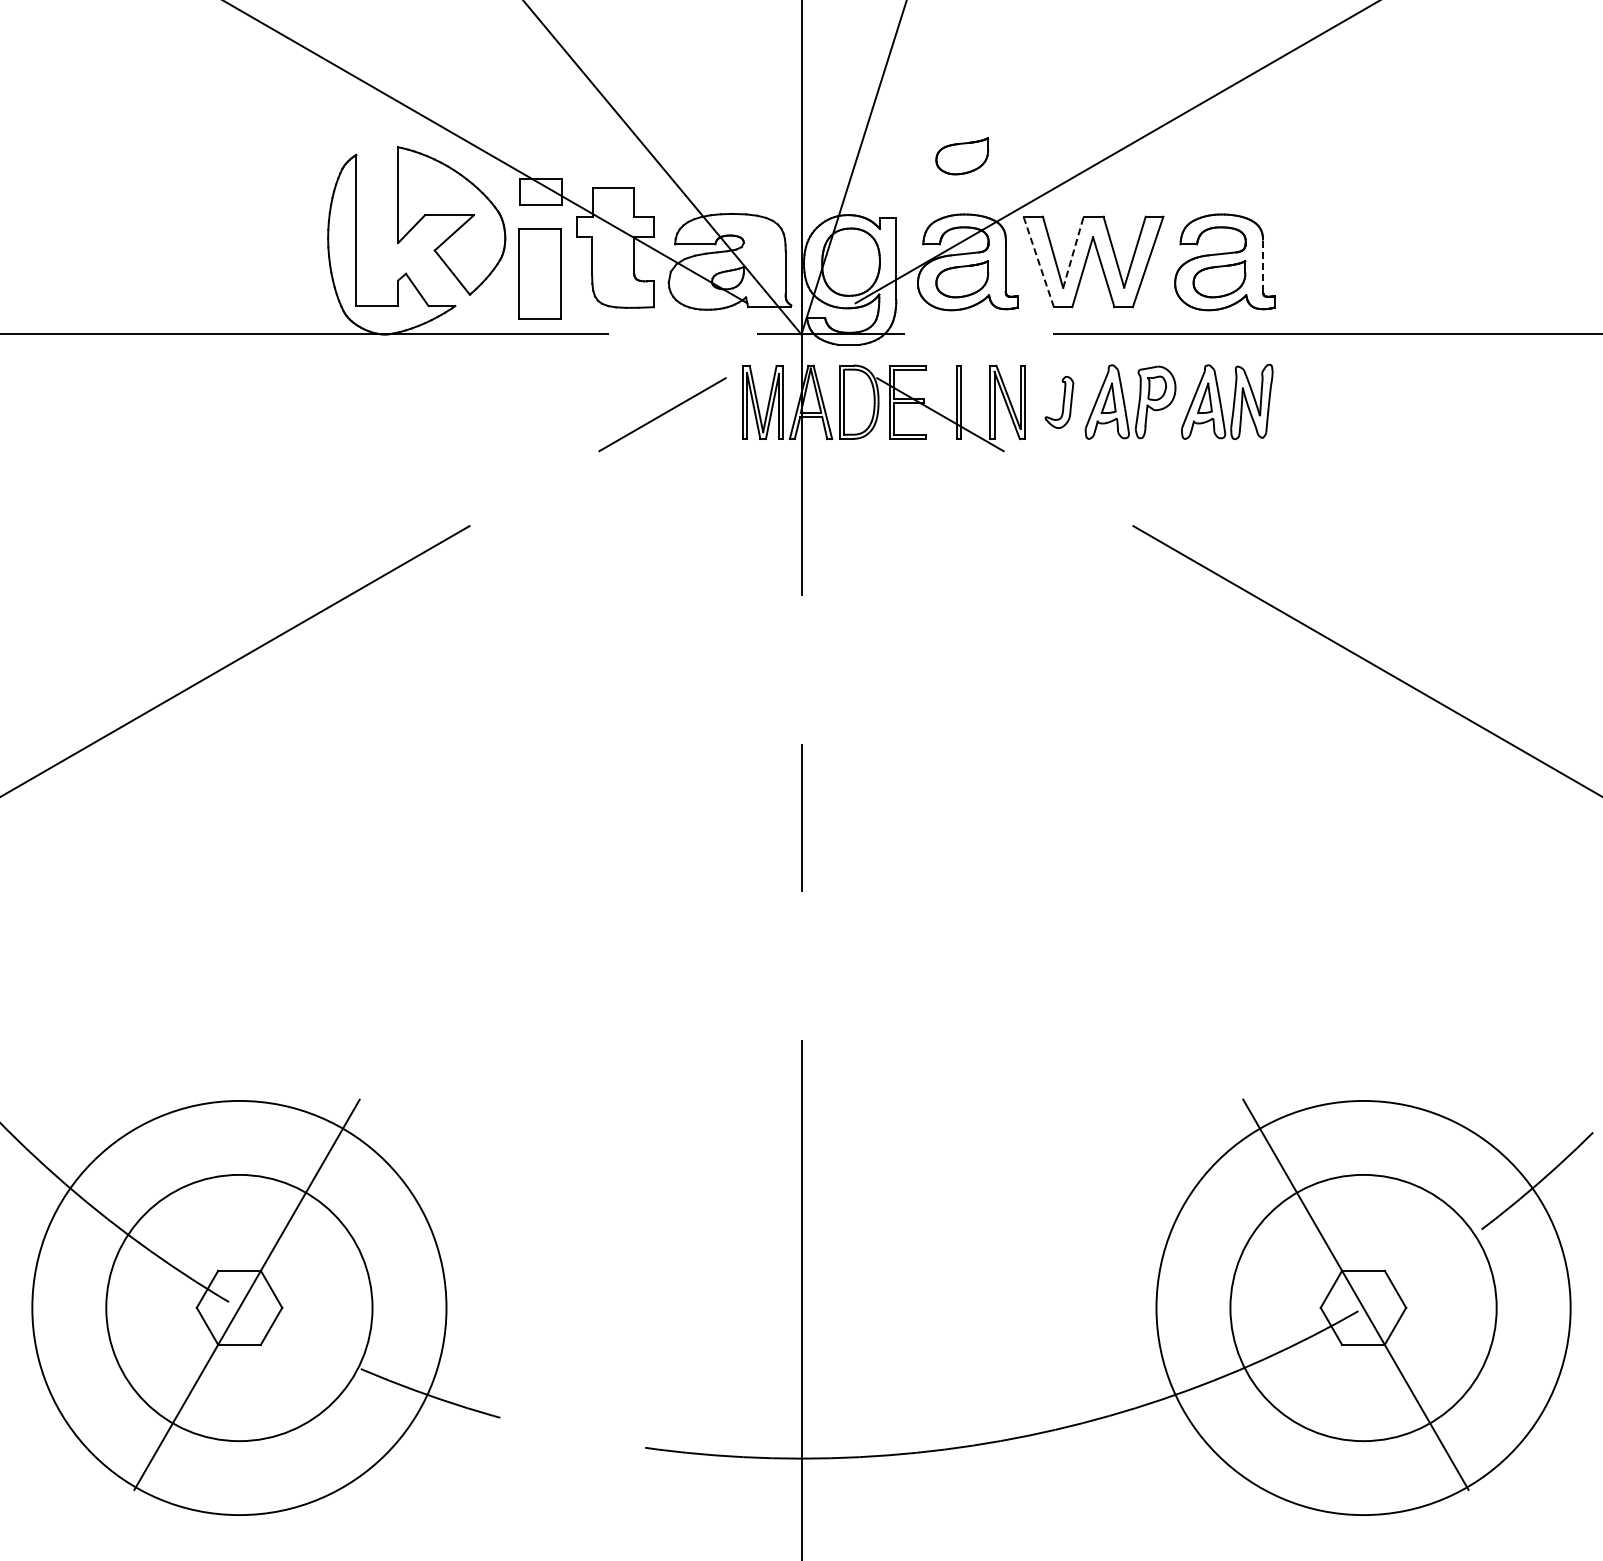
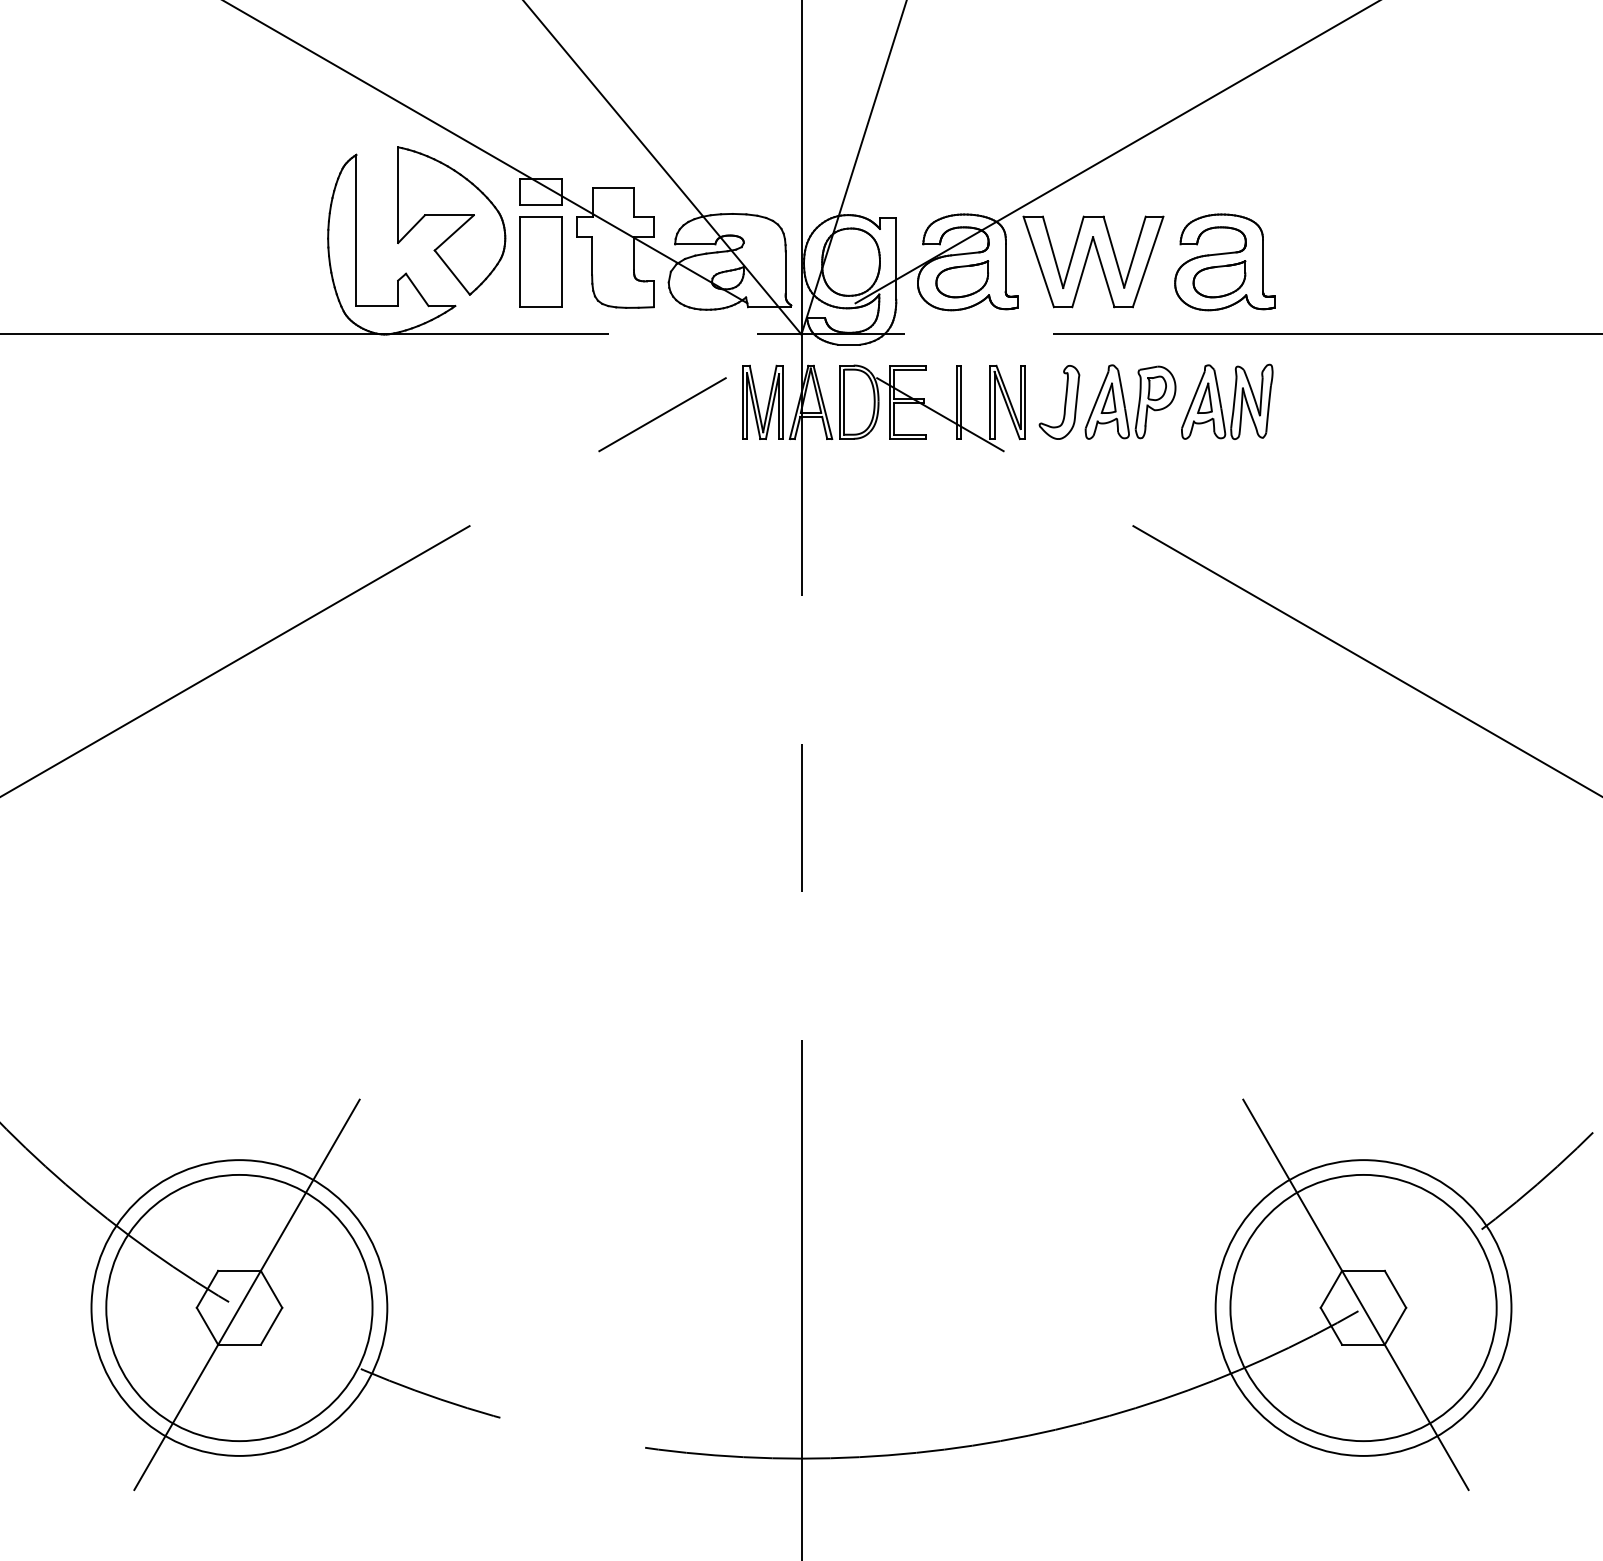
part: present -> none (962, 156)
line: dashed -> solid (1073, 251)
line: dashed -> solid (1038, 261)
line: dashed -> solid (1263, 265)
part position: (539, 273) -> (540, 261) (540, 261)
part size: 31x53 px -> 43x75 px (1059, 402)
circle diameter: 414 px -> 296 px (239, 1307)
circle diameter: 414 px -> 296 px (1363, 1307)
